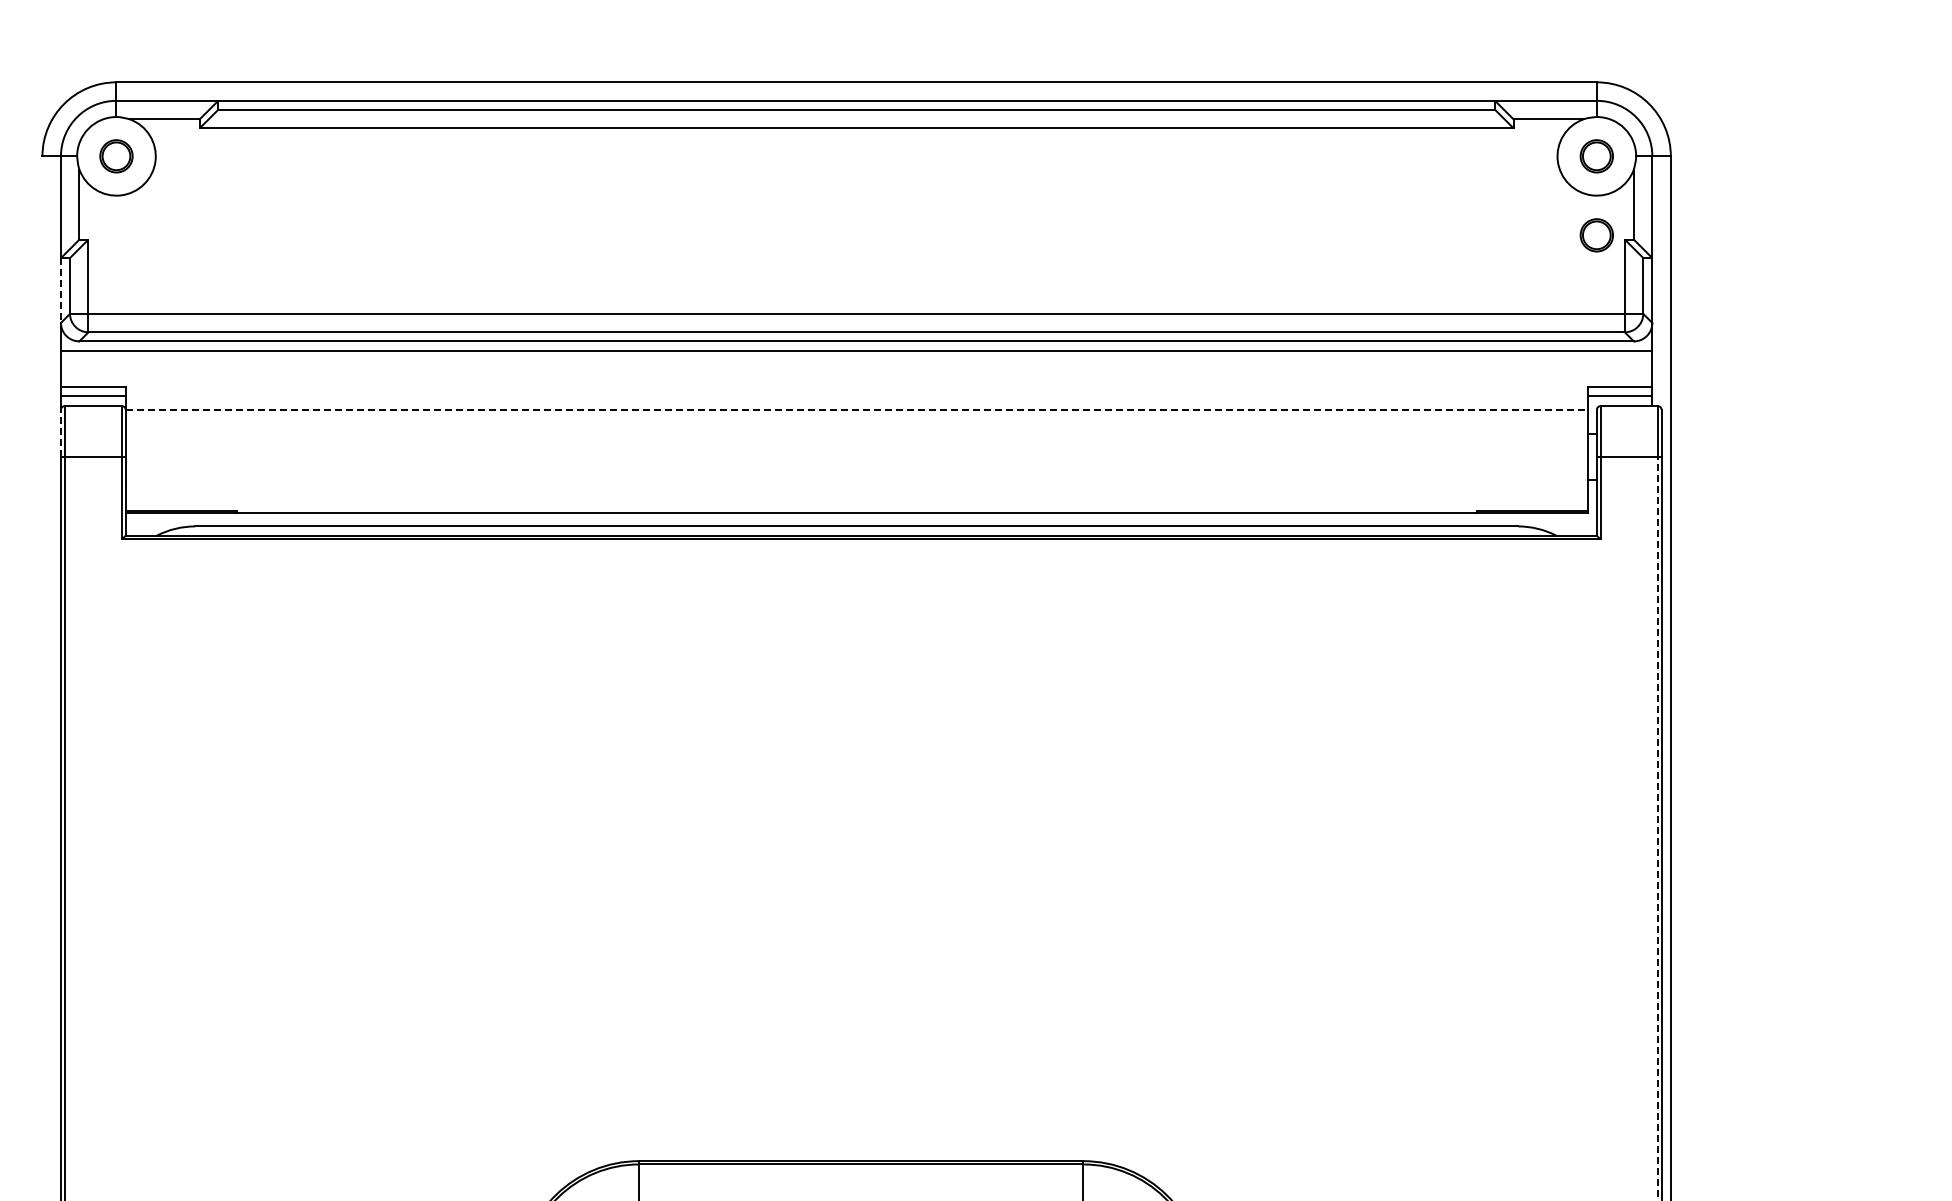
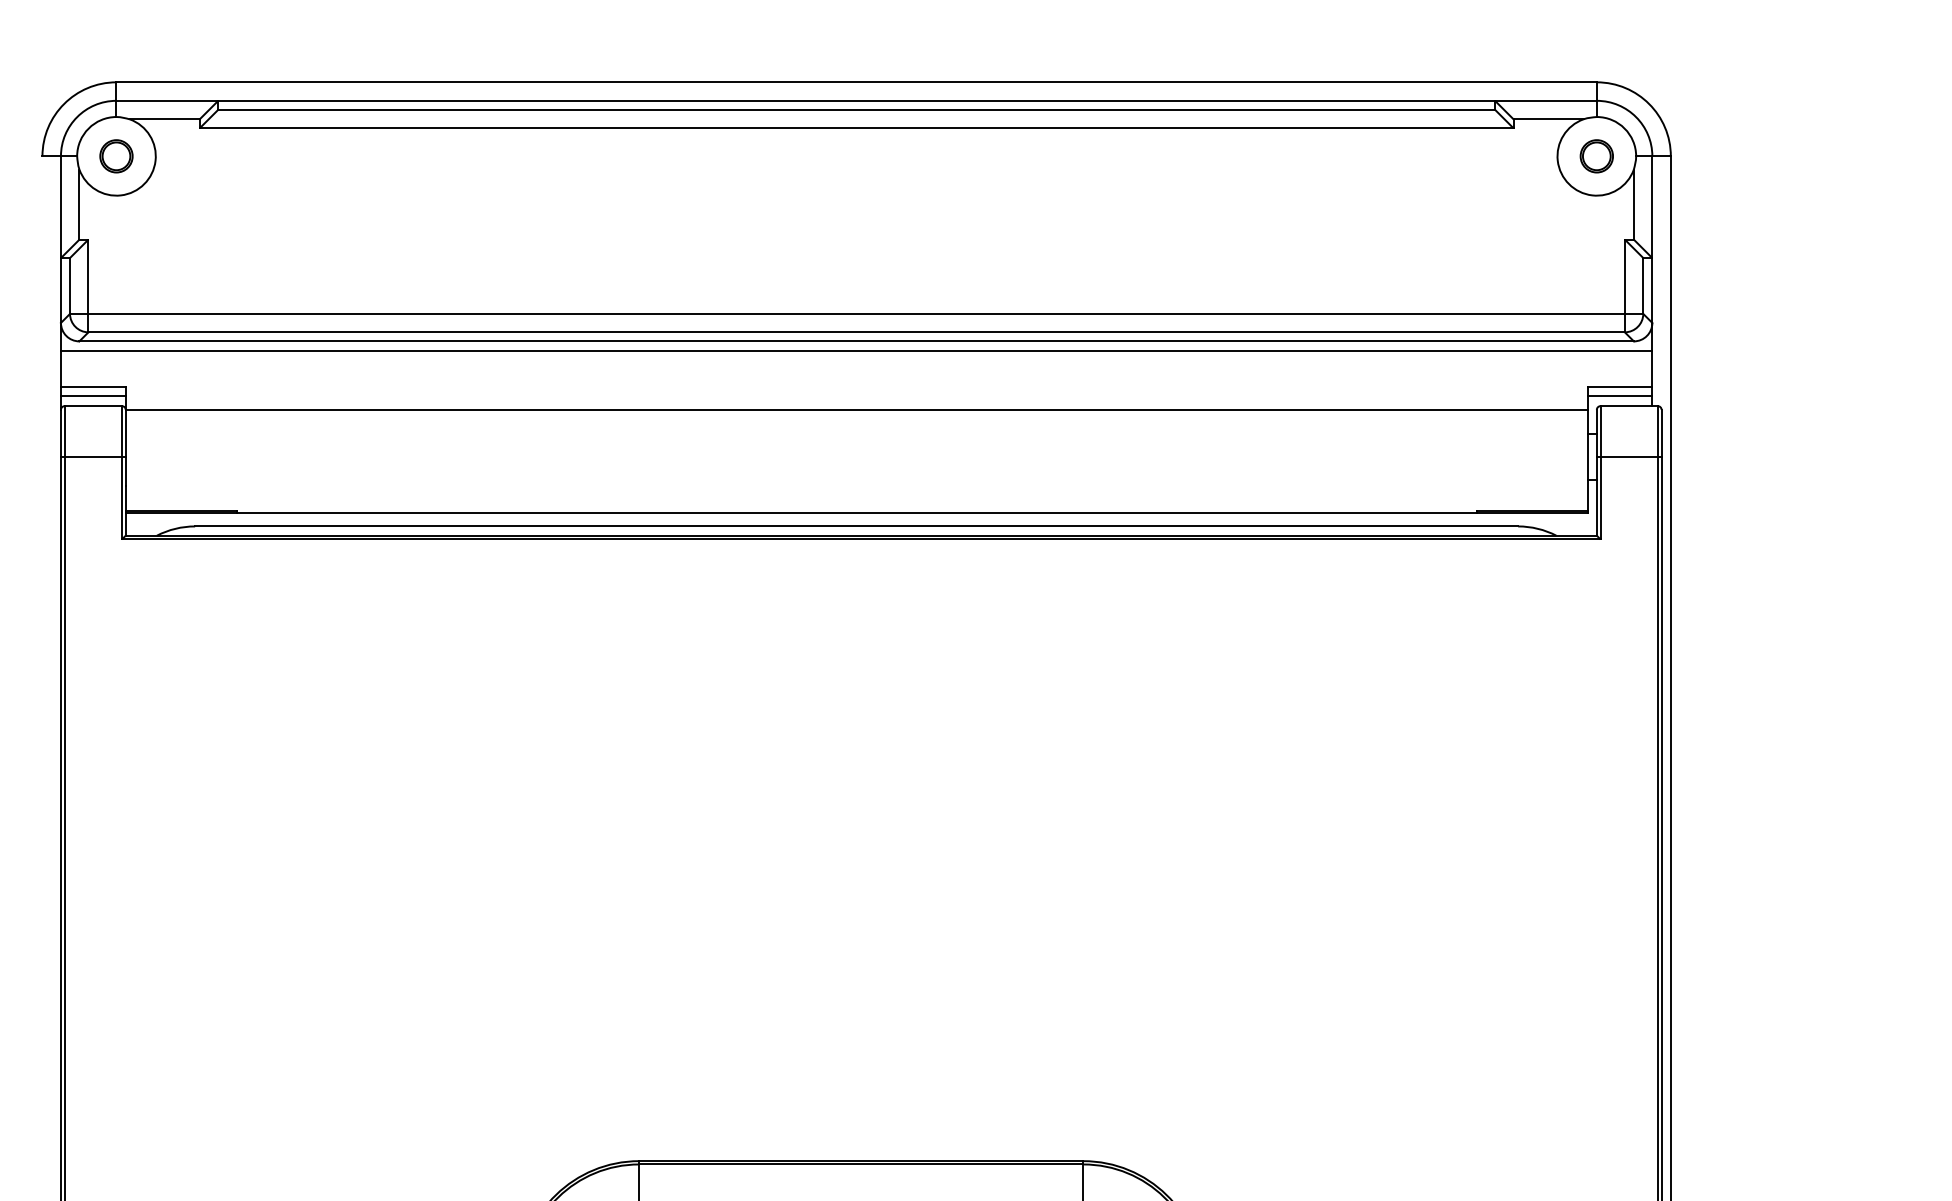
part: present -> none (1596, 235)
line: dashed -> solid (60, 291)
line: dashed -> solid (856, 410)
line: dashed -> solid (60, 433)
line: dashed -> solid (1657, 828)
